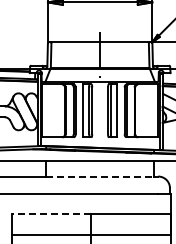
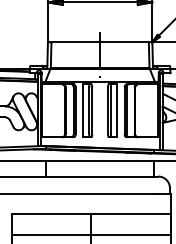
line: dashed -> solid (100, 176)
line: dashed -> solid (51, 214)
